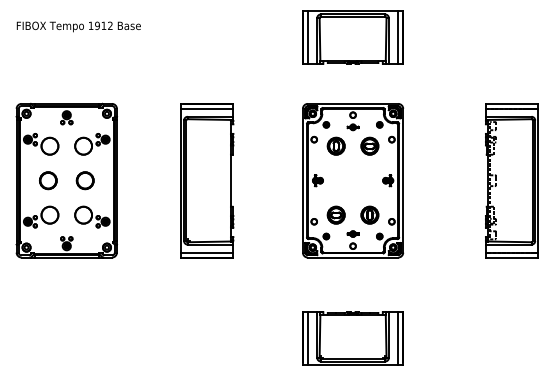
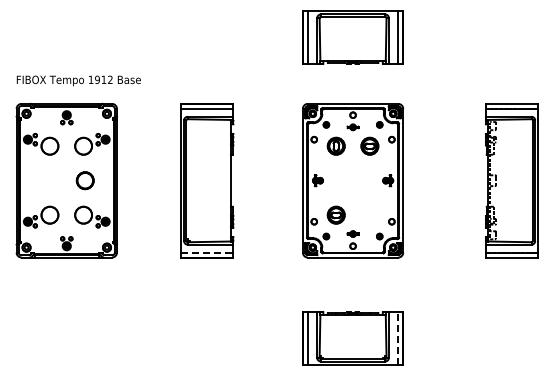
text position: (78, 26) -> (78, 80) (78, 80)
part: present -> none (48, 180)
part: present -> none (369, 214)
line: solid -> dashed (207, 252)
line: solid -> dashed (398, 337)
